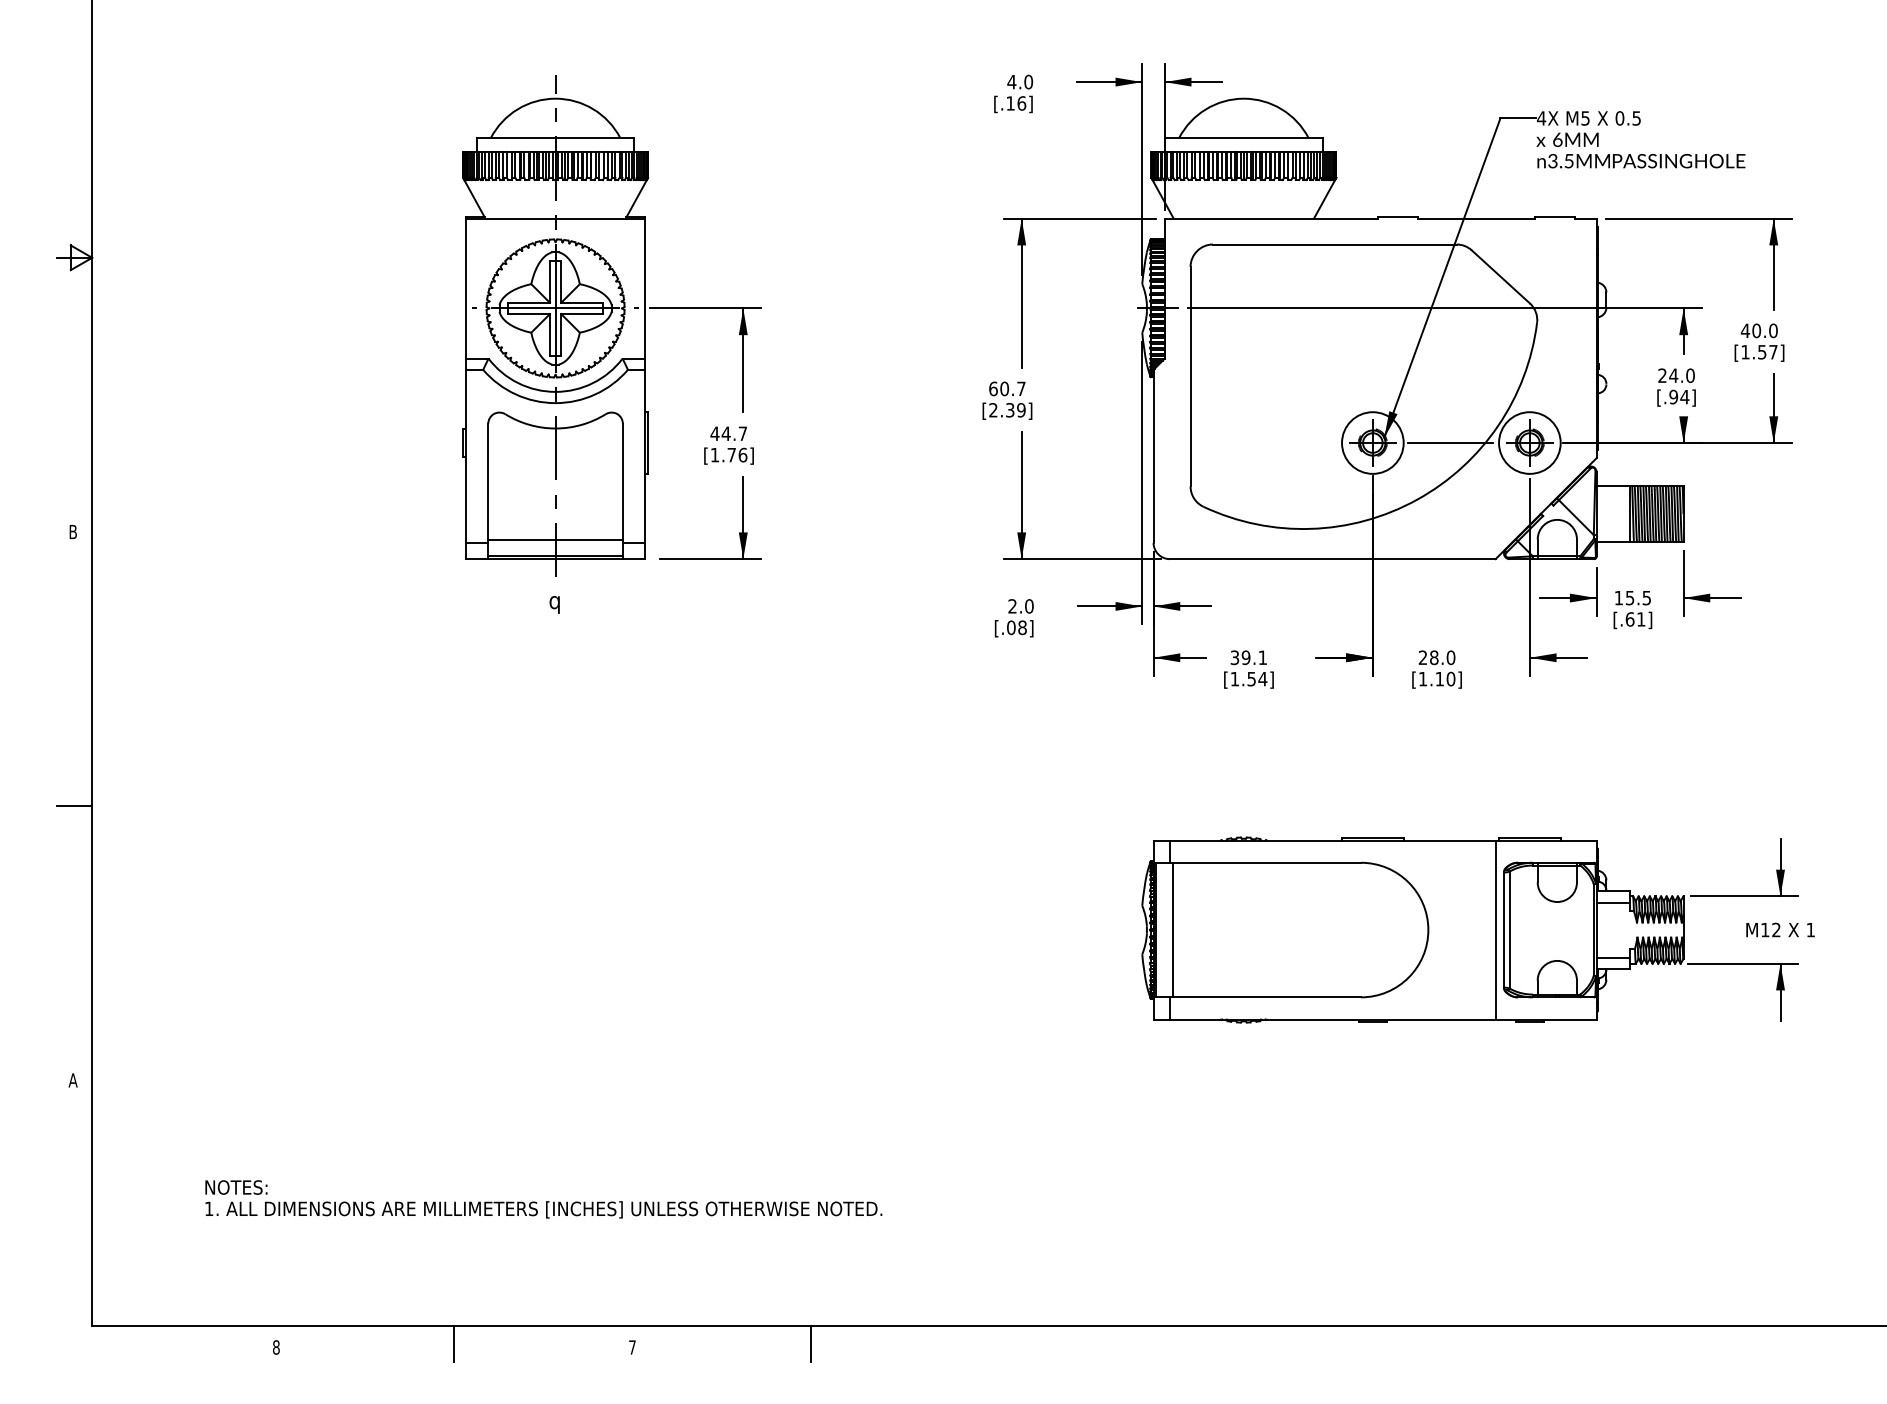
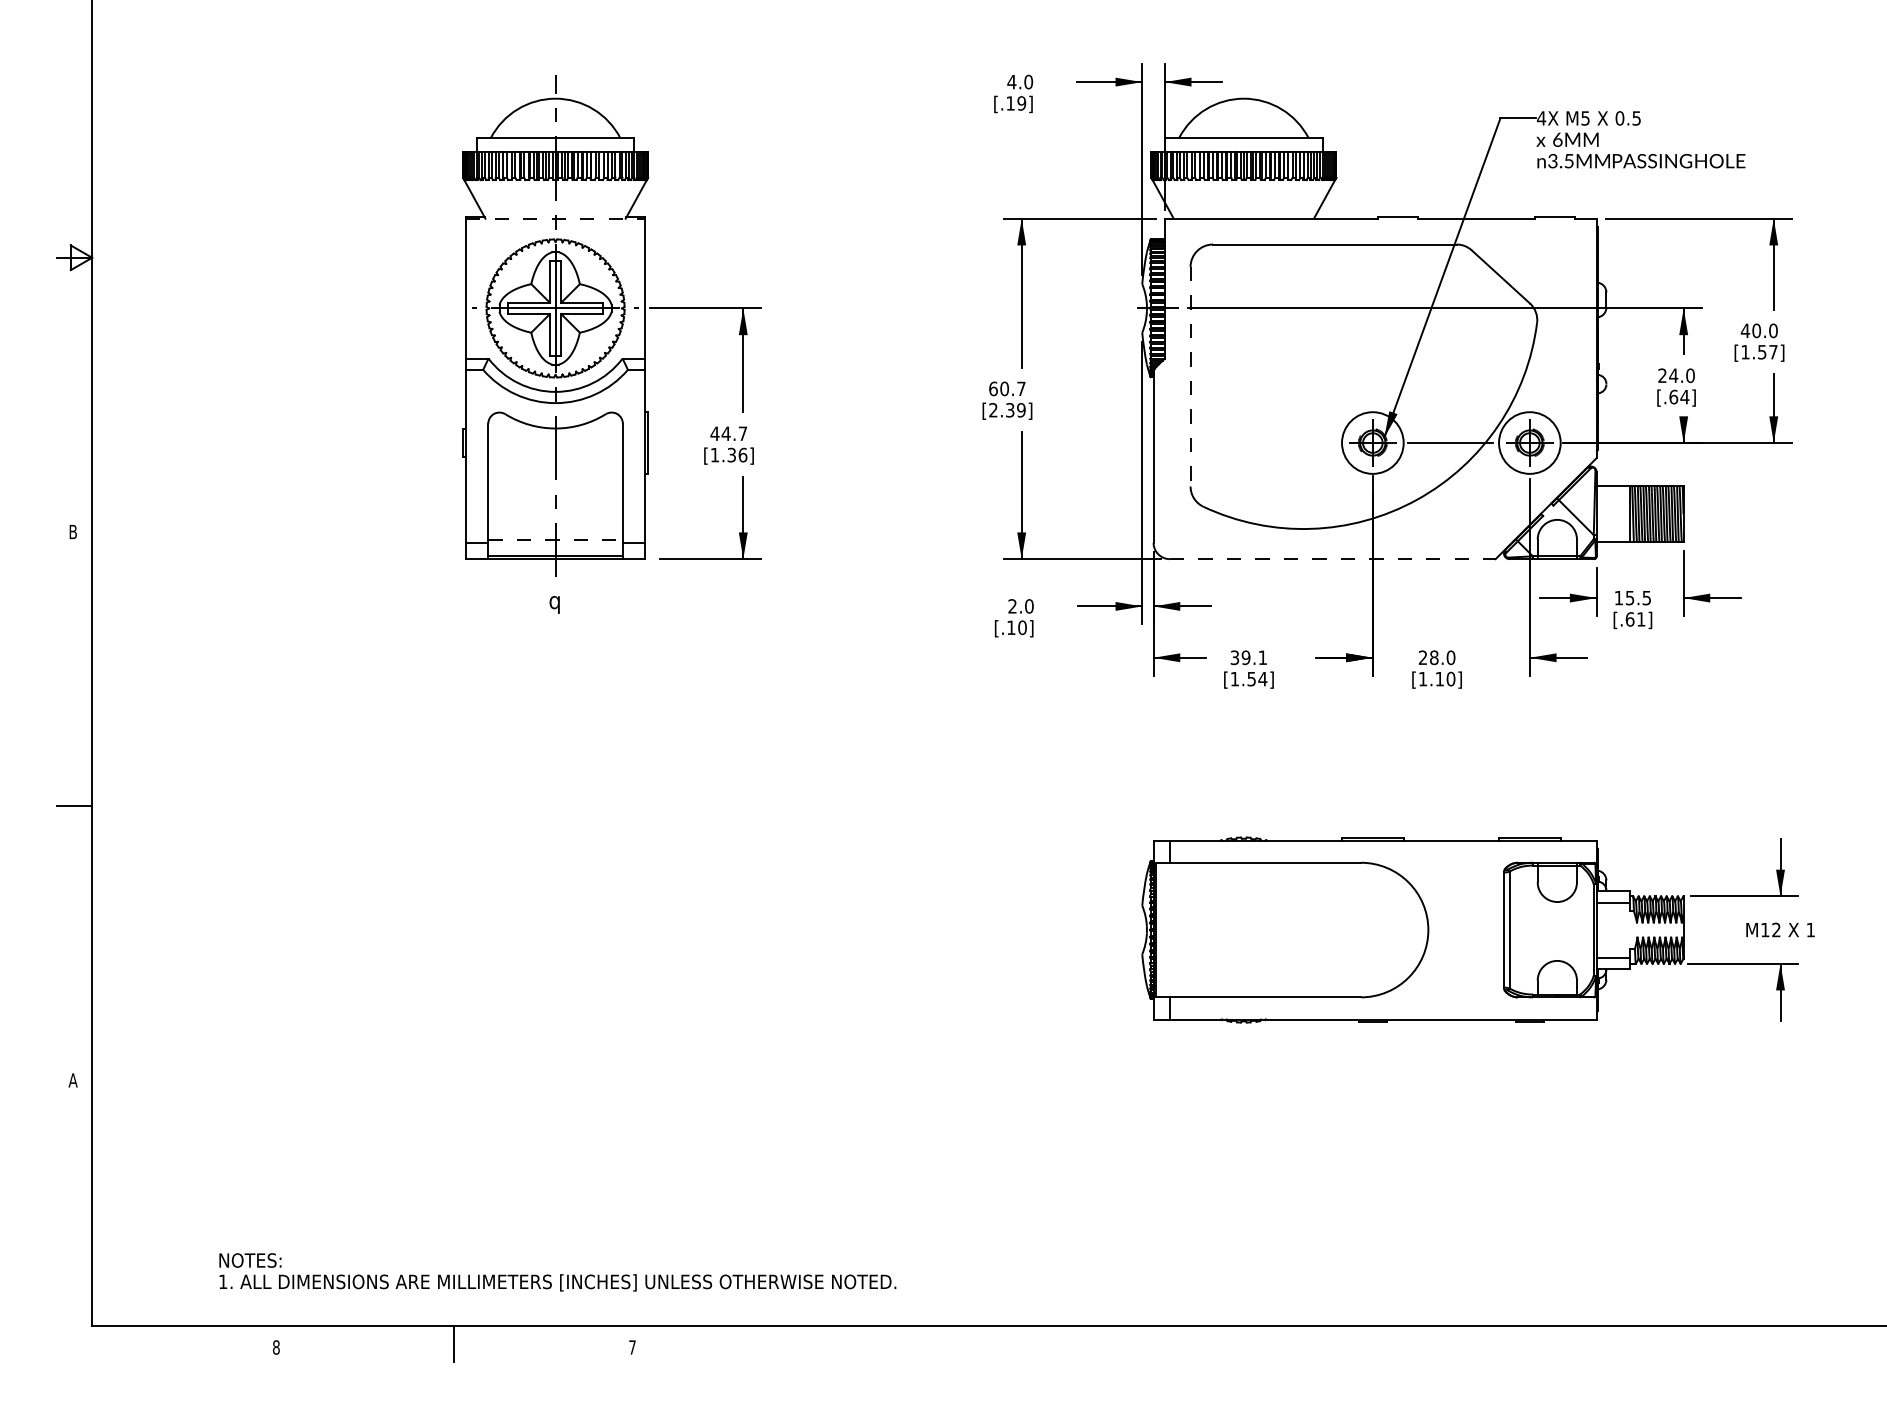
text: [.16] -> [.19] (1021, 103)
line: solid -> dashed (556, 218)
line: solid -> dashed (1190, 376)
text: [.94] -> [.64] (1673, 396)
text: [1.76] -> [1.36] (731, 454)
line: solid -> dashed (556, 539)
line: solid -> dashed (1332, 559)
text: [.08] -> [.10] (1016, 627)
line: present -> none (1173, 929)
line: present -> none (1495, 929)
text position: (543, 1199) -> (557, 1272) (557, 1272)
line: present -> none (810, 1343)
